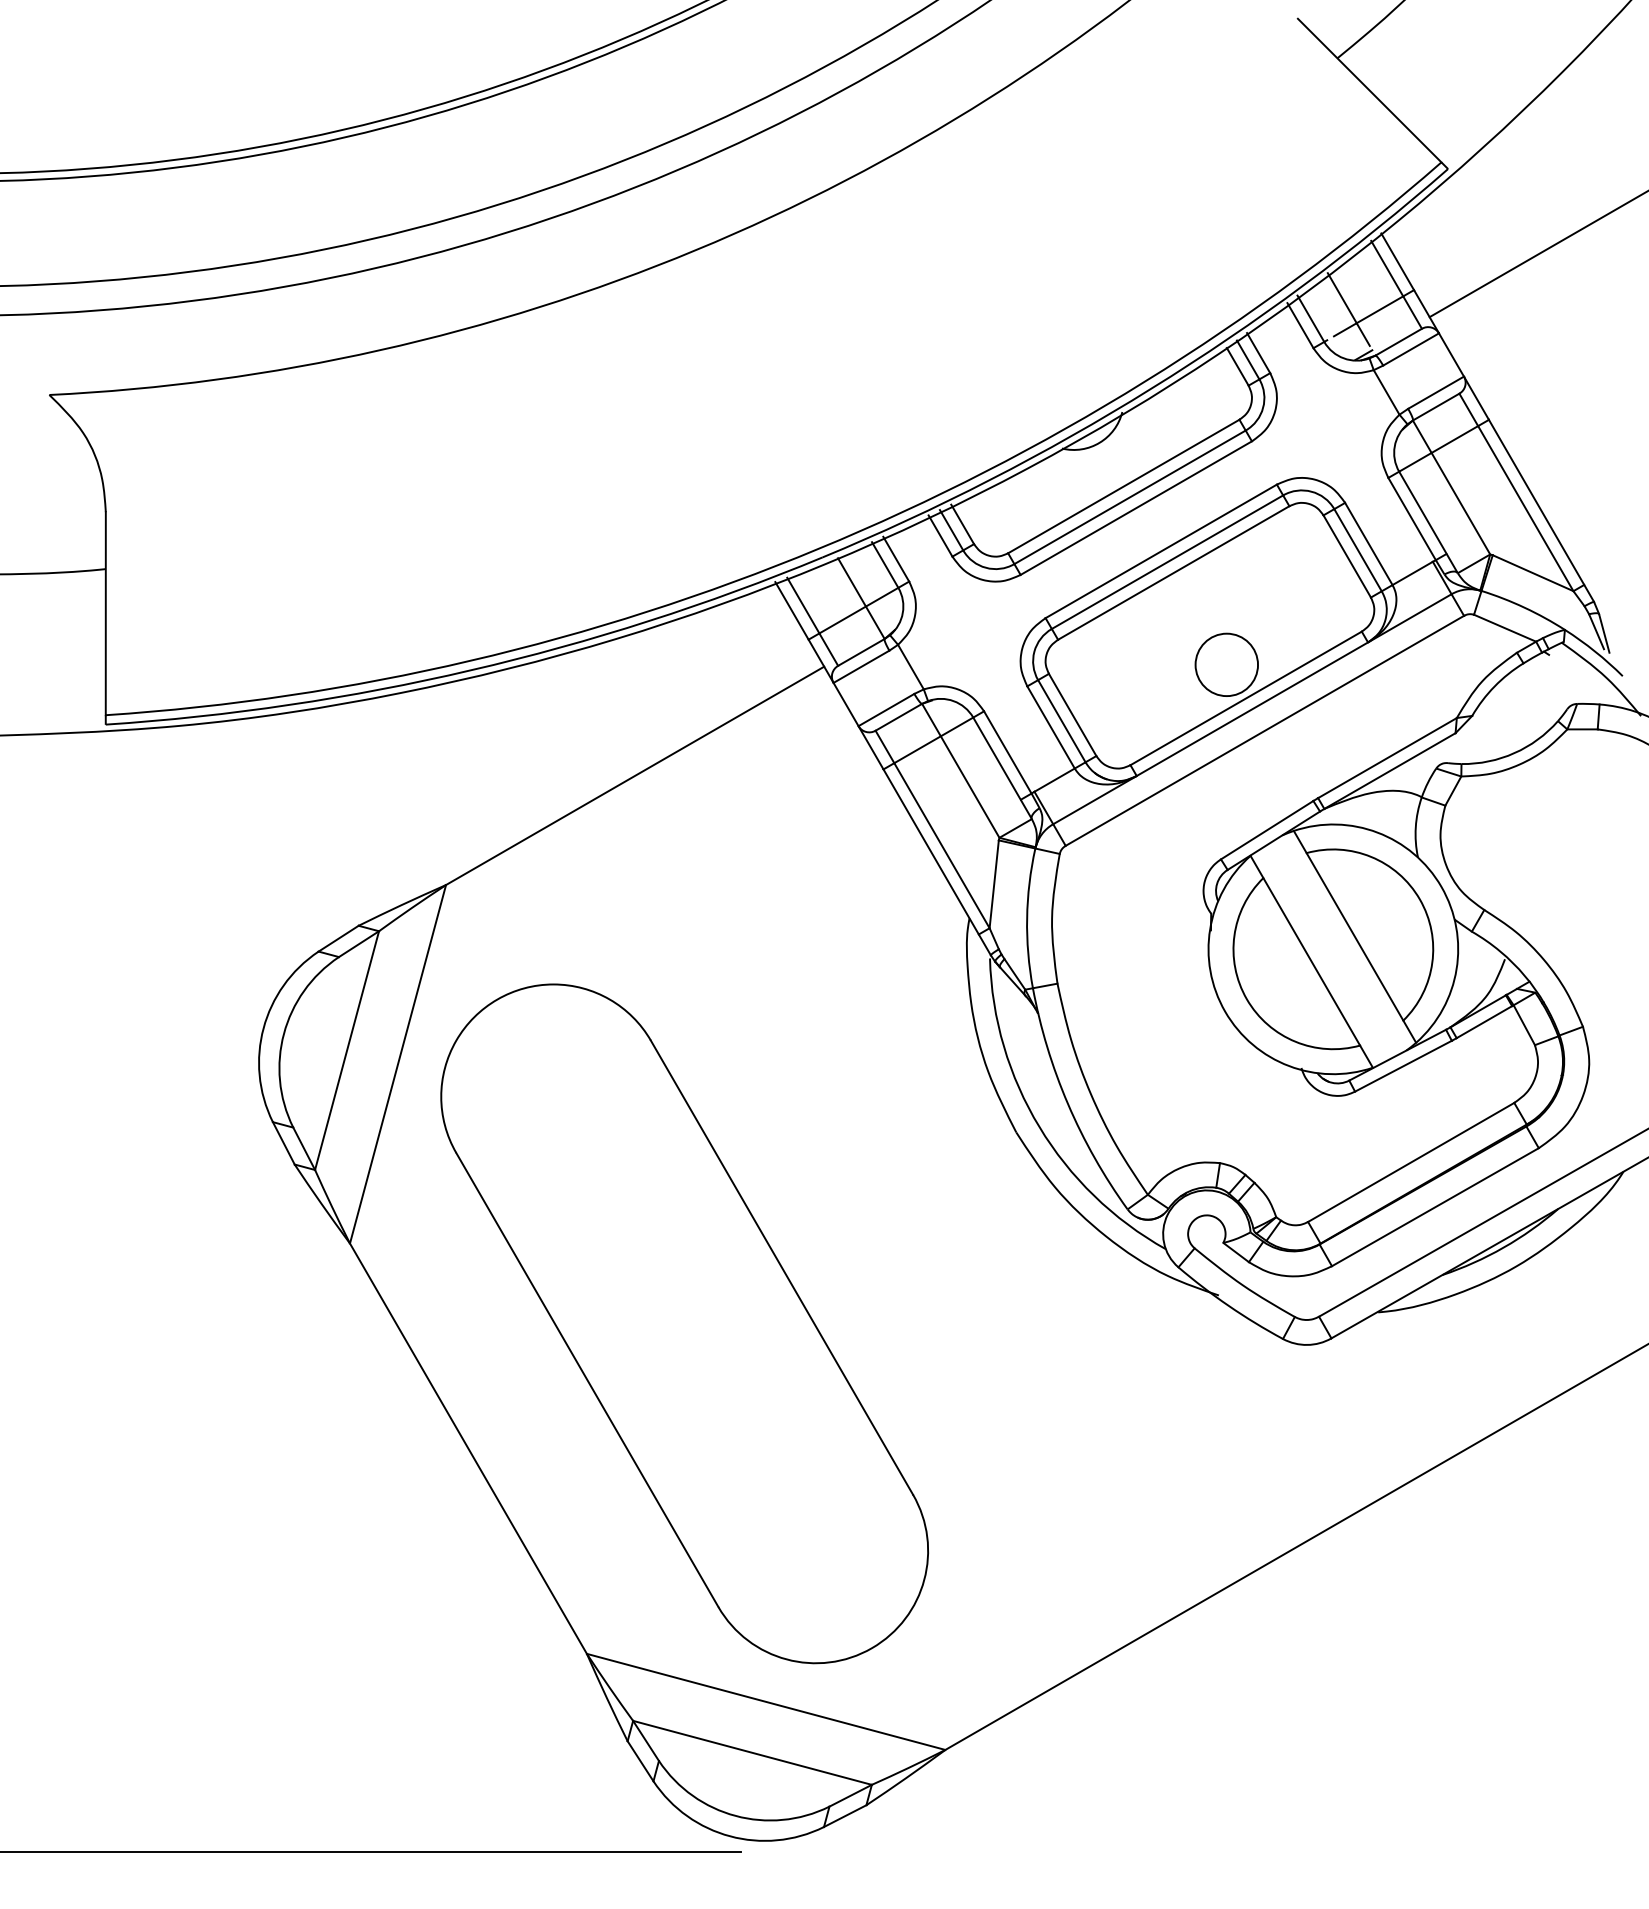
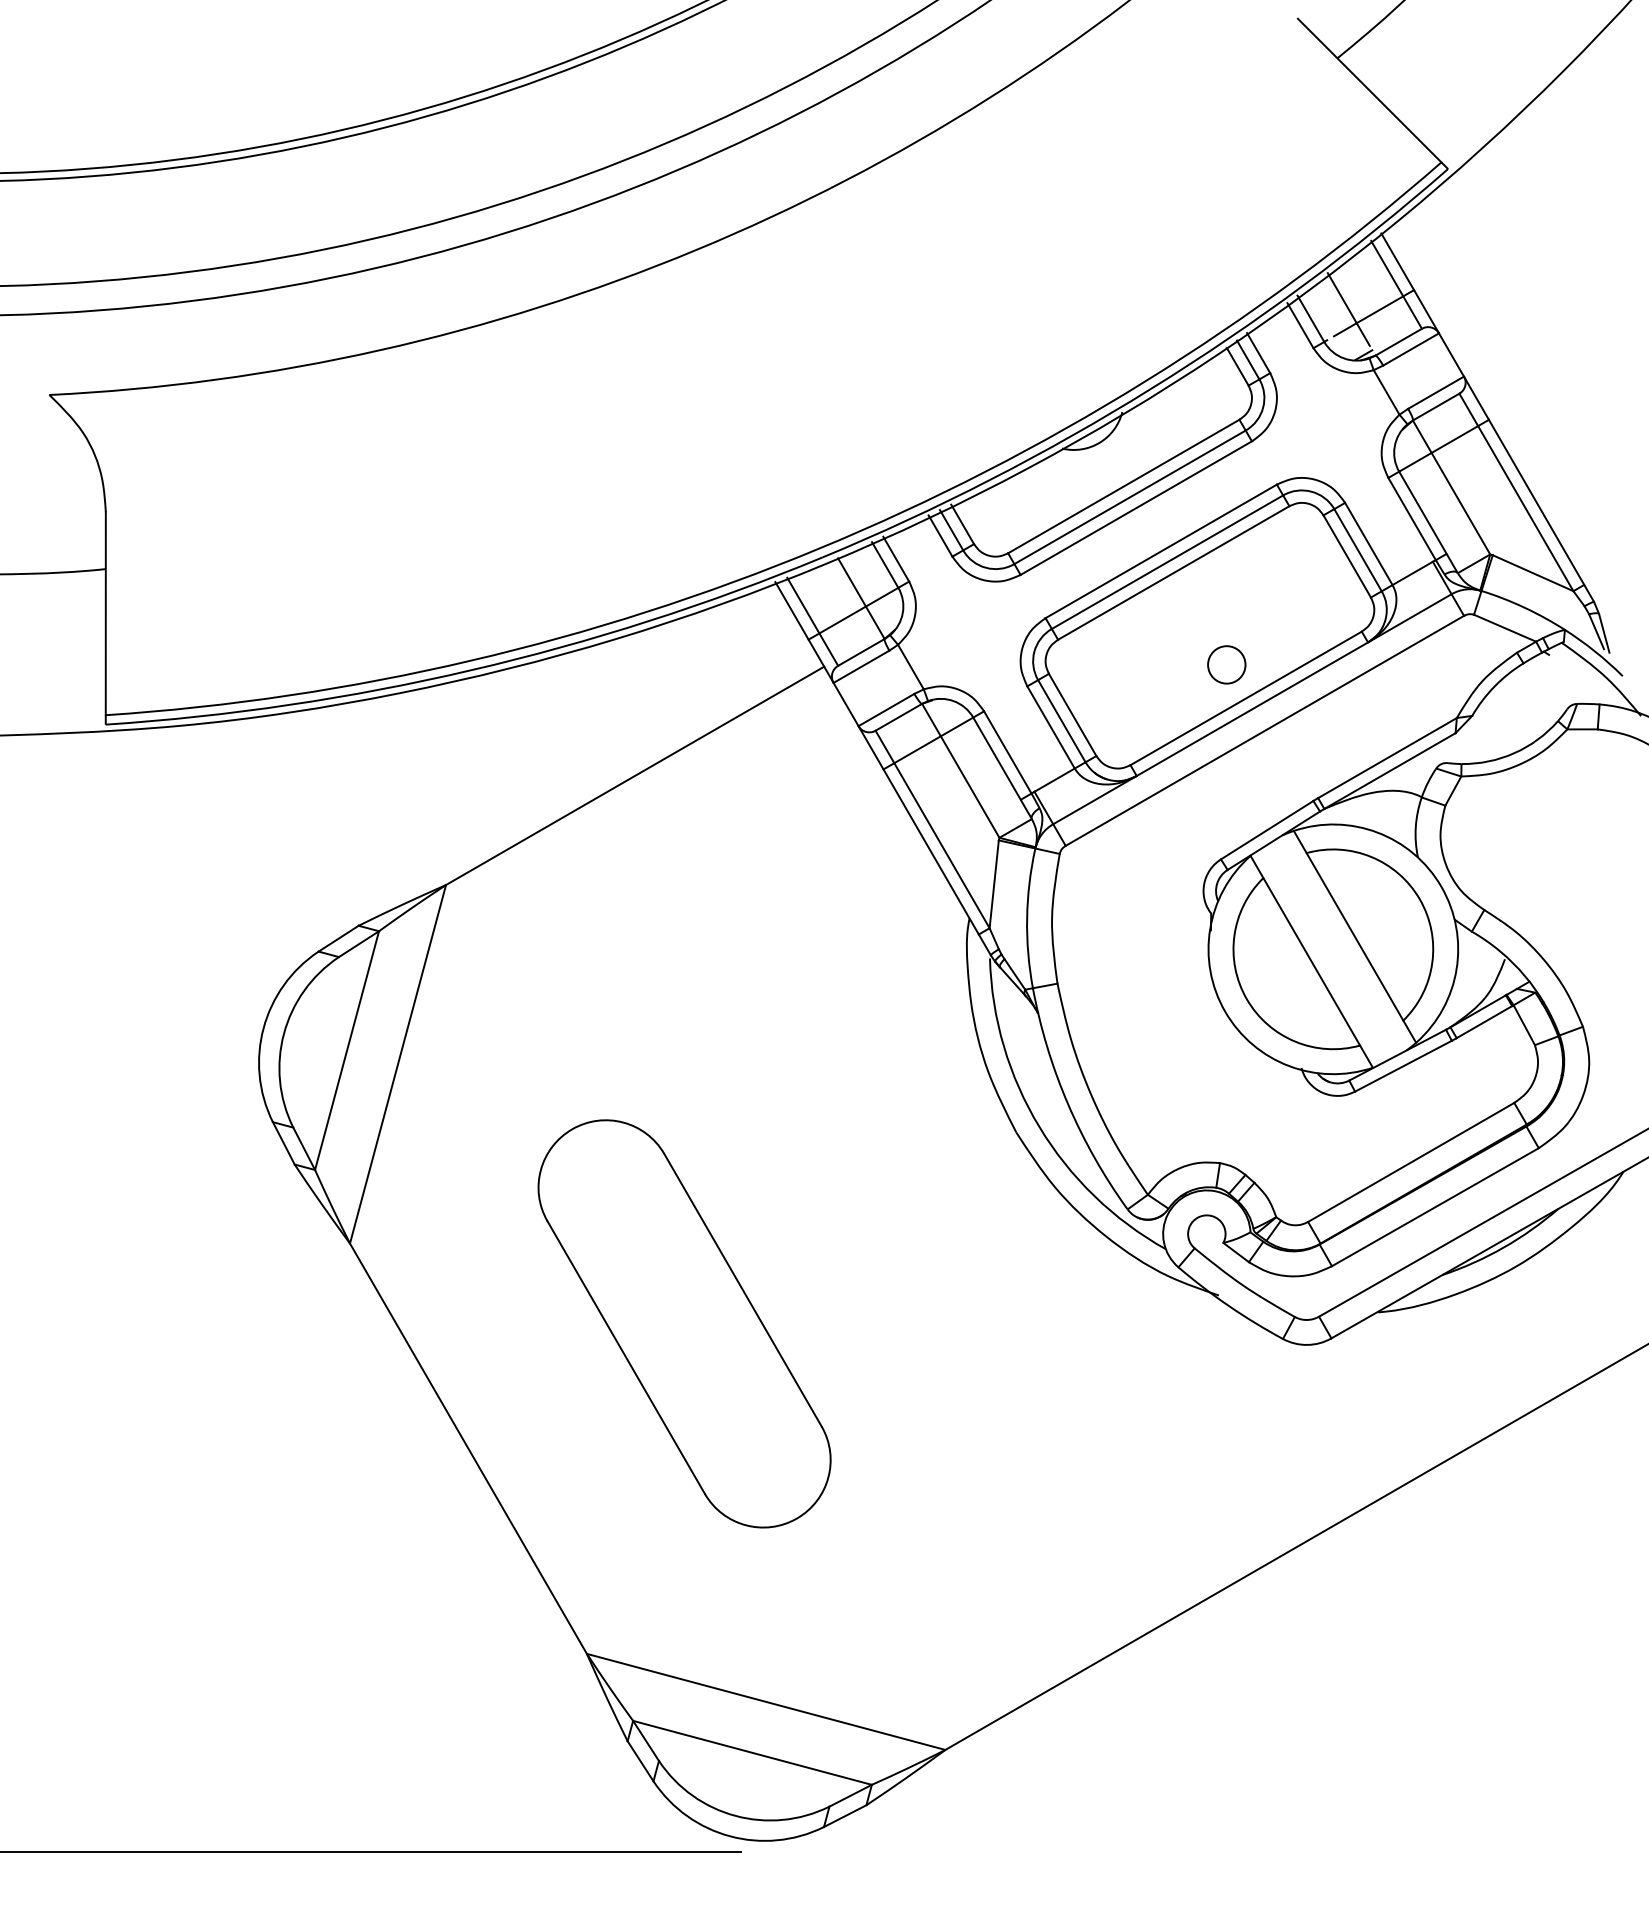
line: present -> none (1537, 254)
circle diameter: 62 px -> 37 px (1226, 664)
part size: 489x682 px -> 295x410 px (684, 1323)
